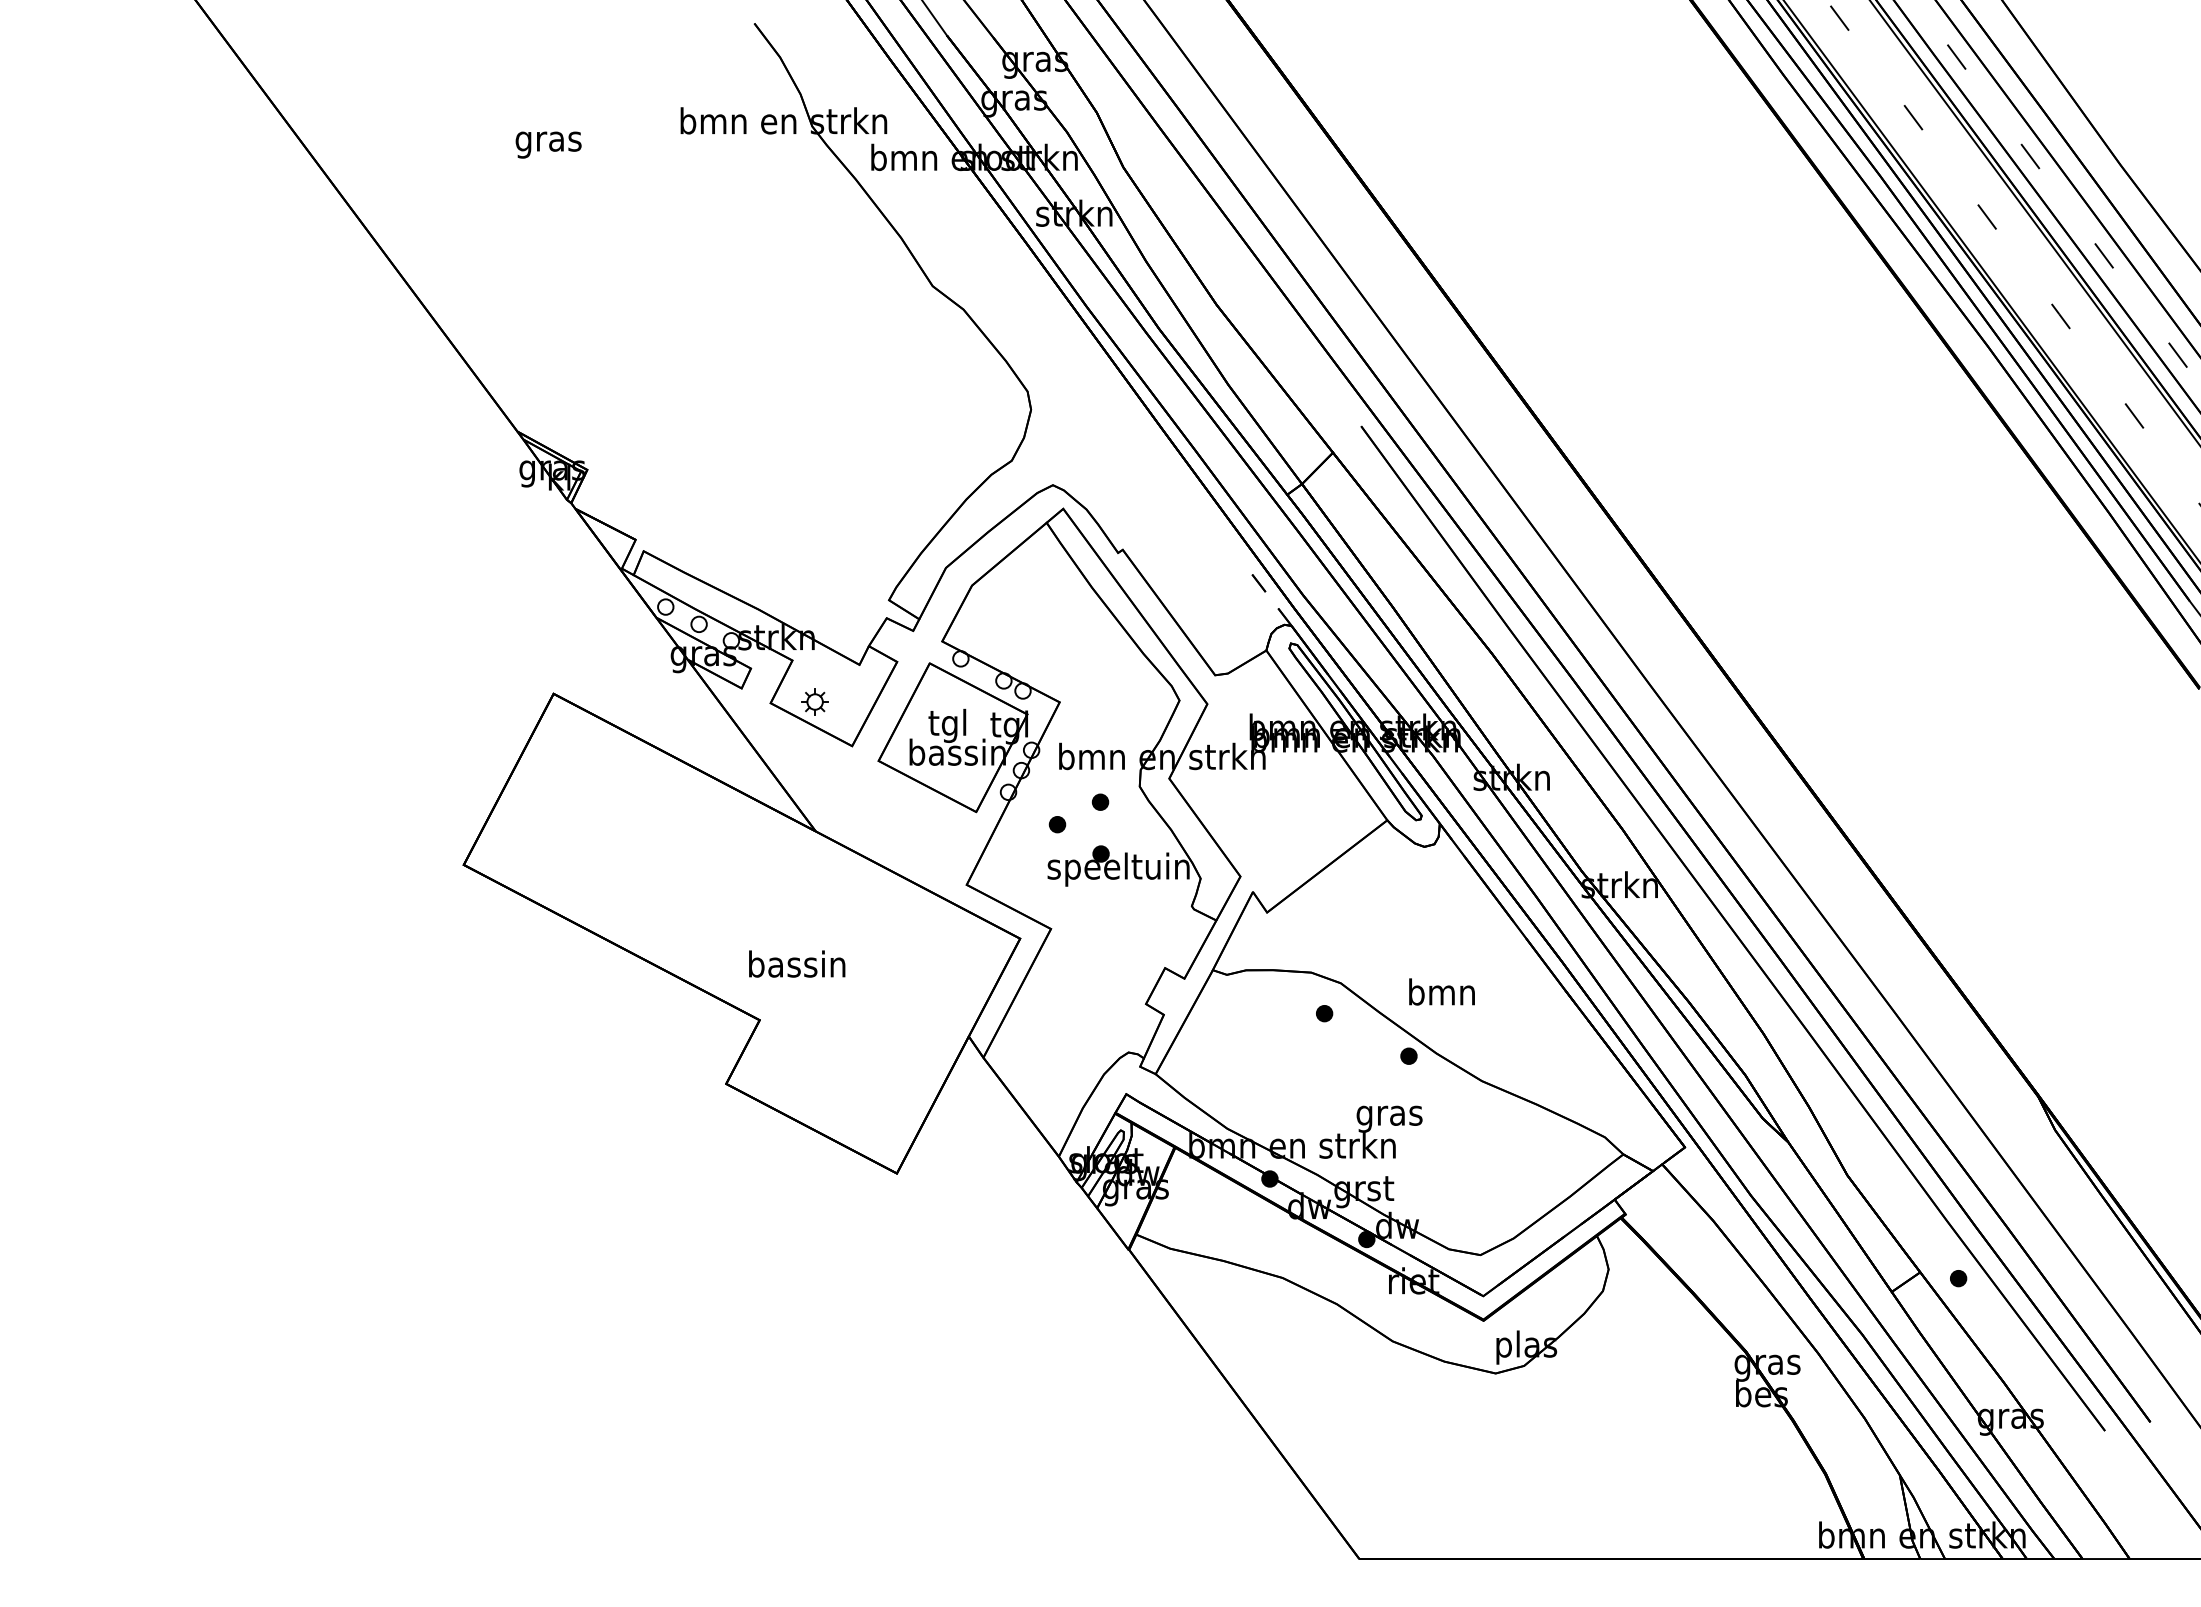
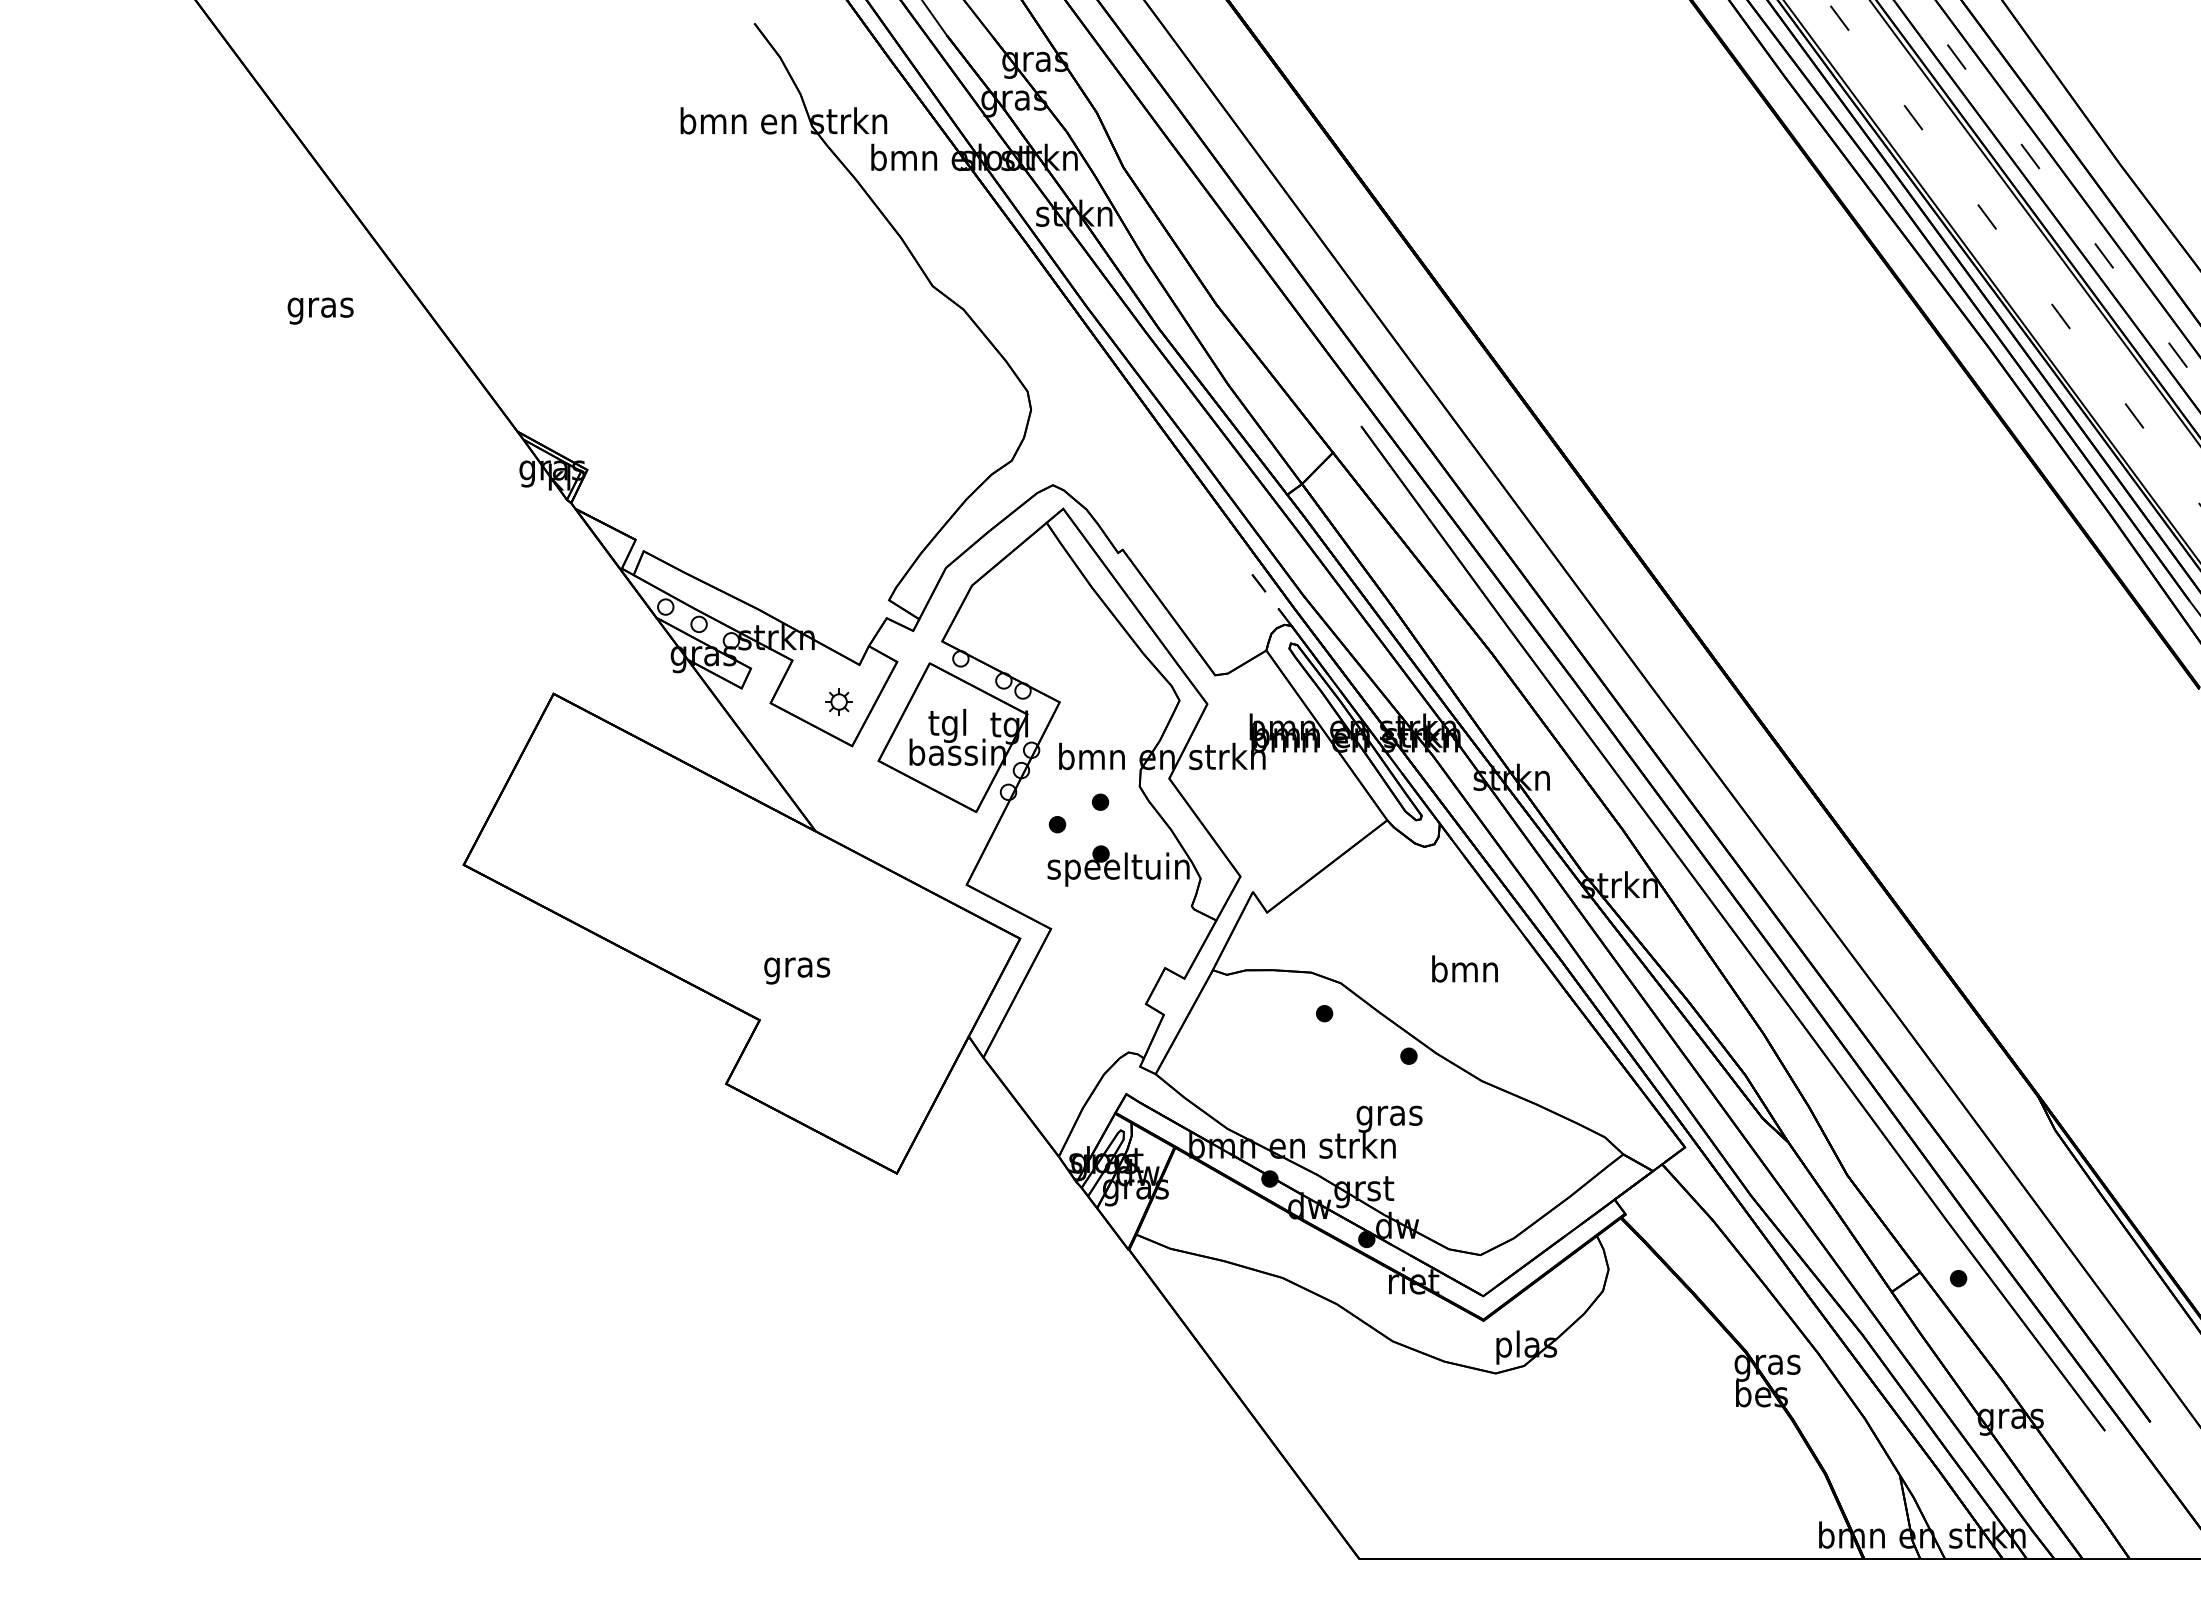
text position: (548, 144) -> (320, 310) (320, 310)
part position: (814, 701) -> (838, 701) (838, 701)
text: bassin -> gras (797, 967)
text position: (1441, 991) -> (1464, 968) (1464, 968)
